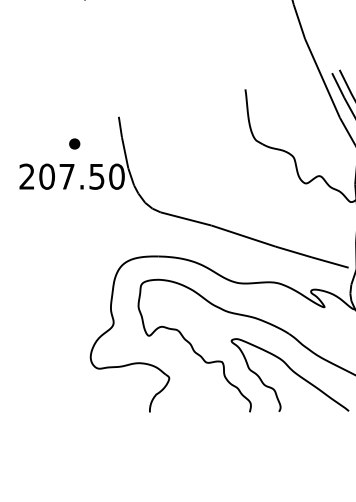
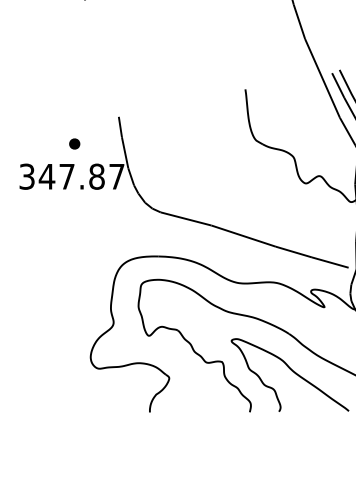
text: 207.50 -> 347.87 (71, 176)
